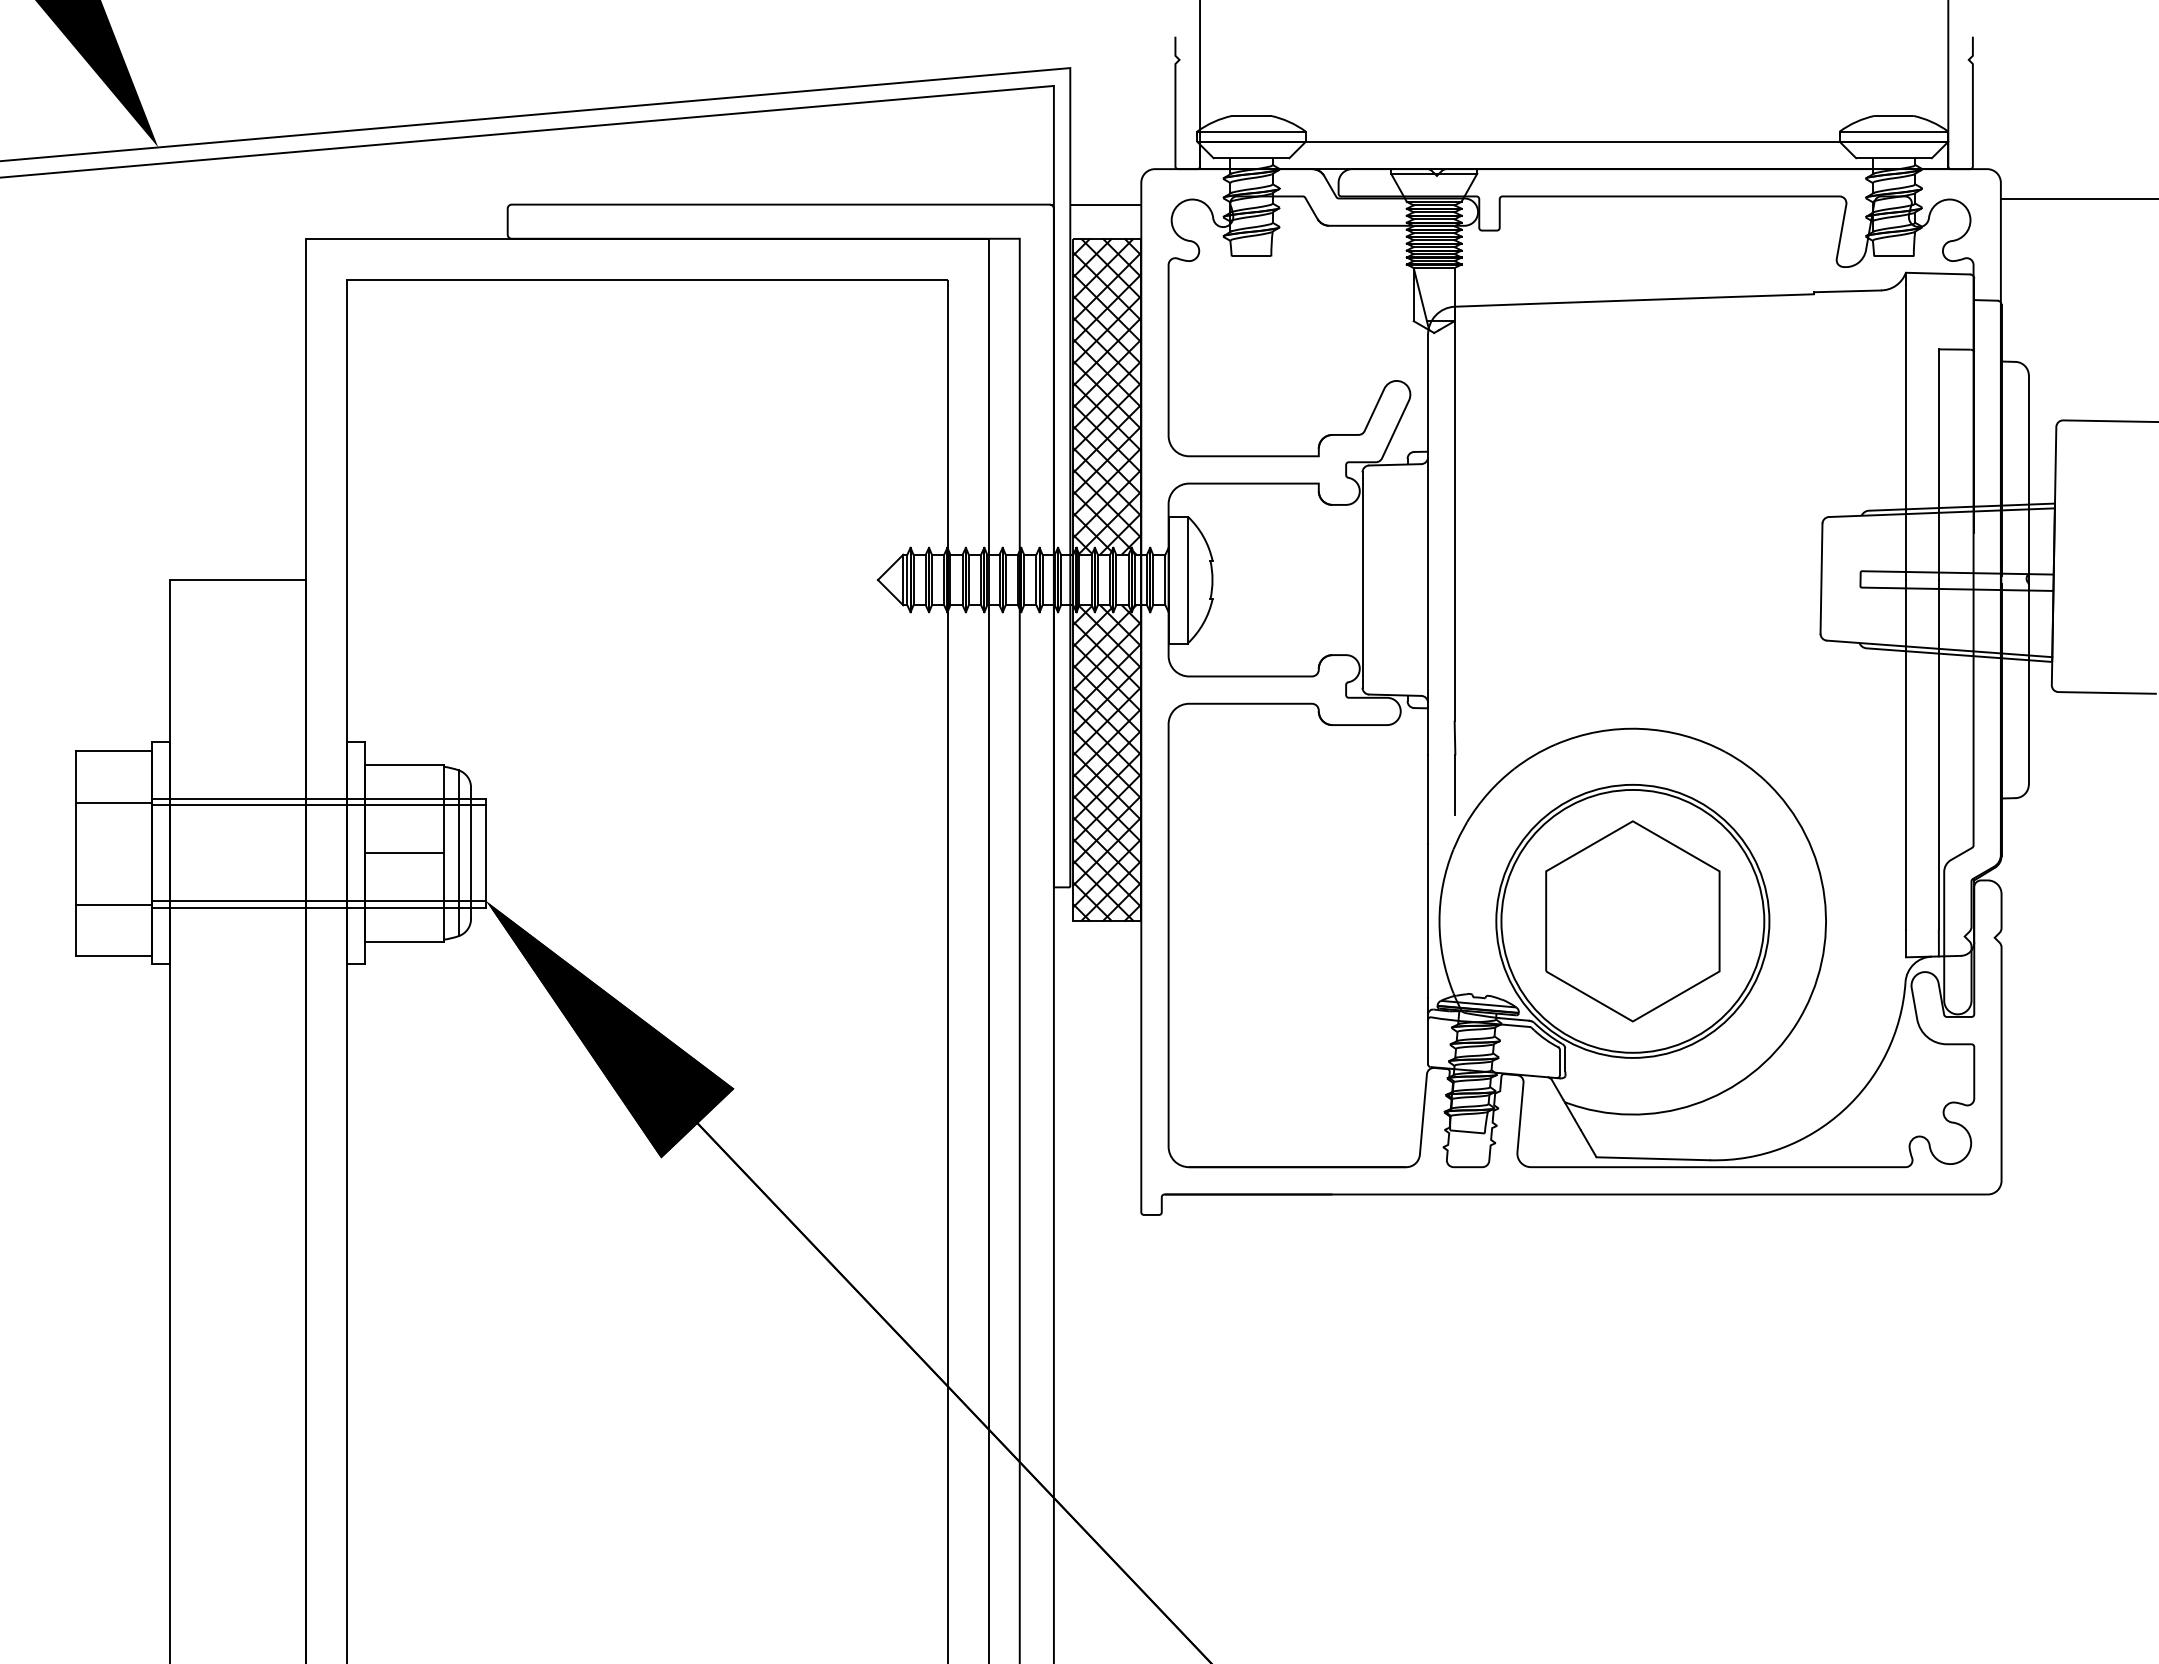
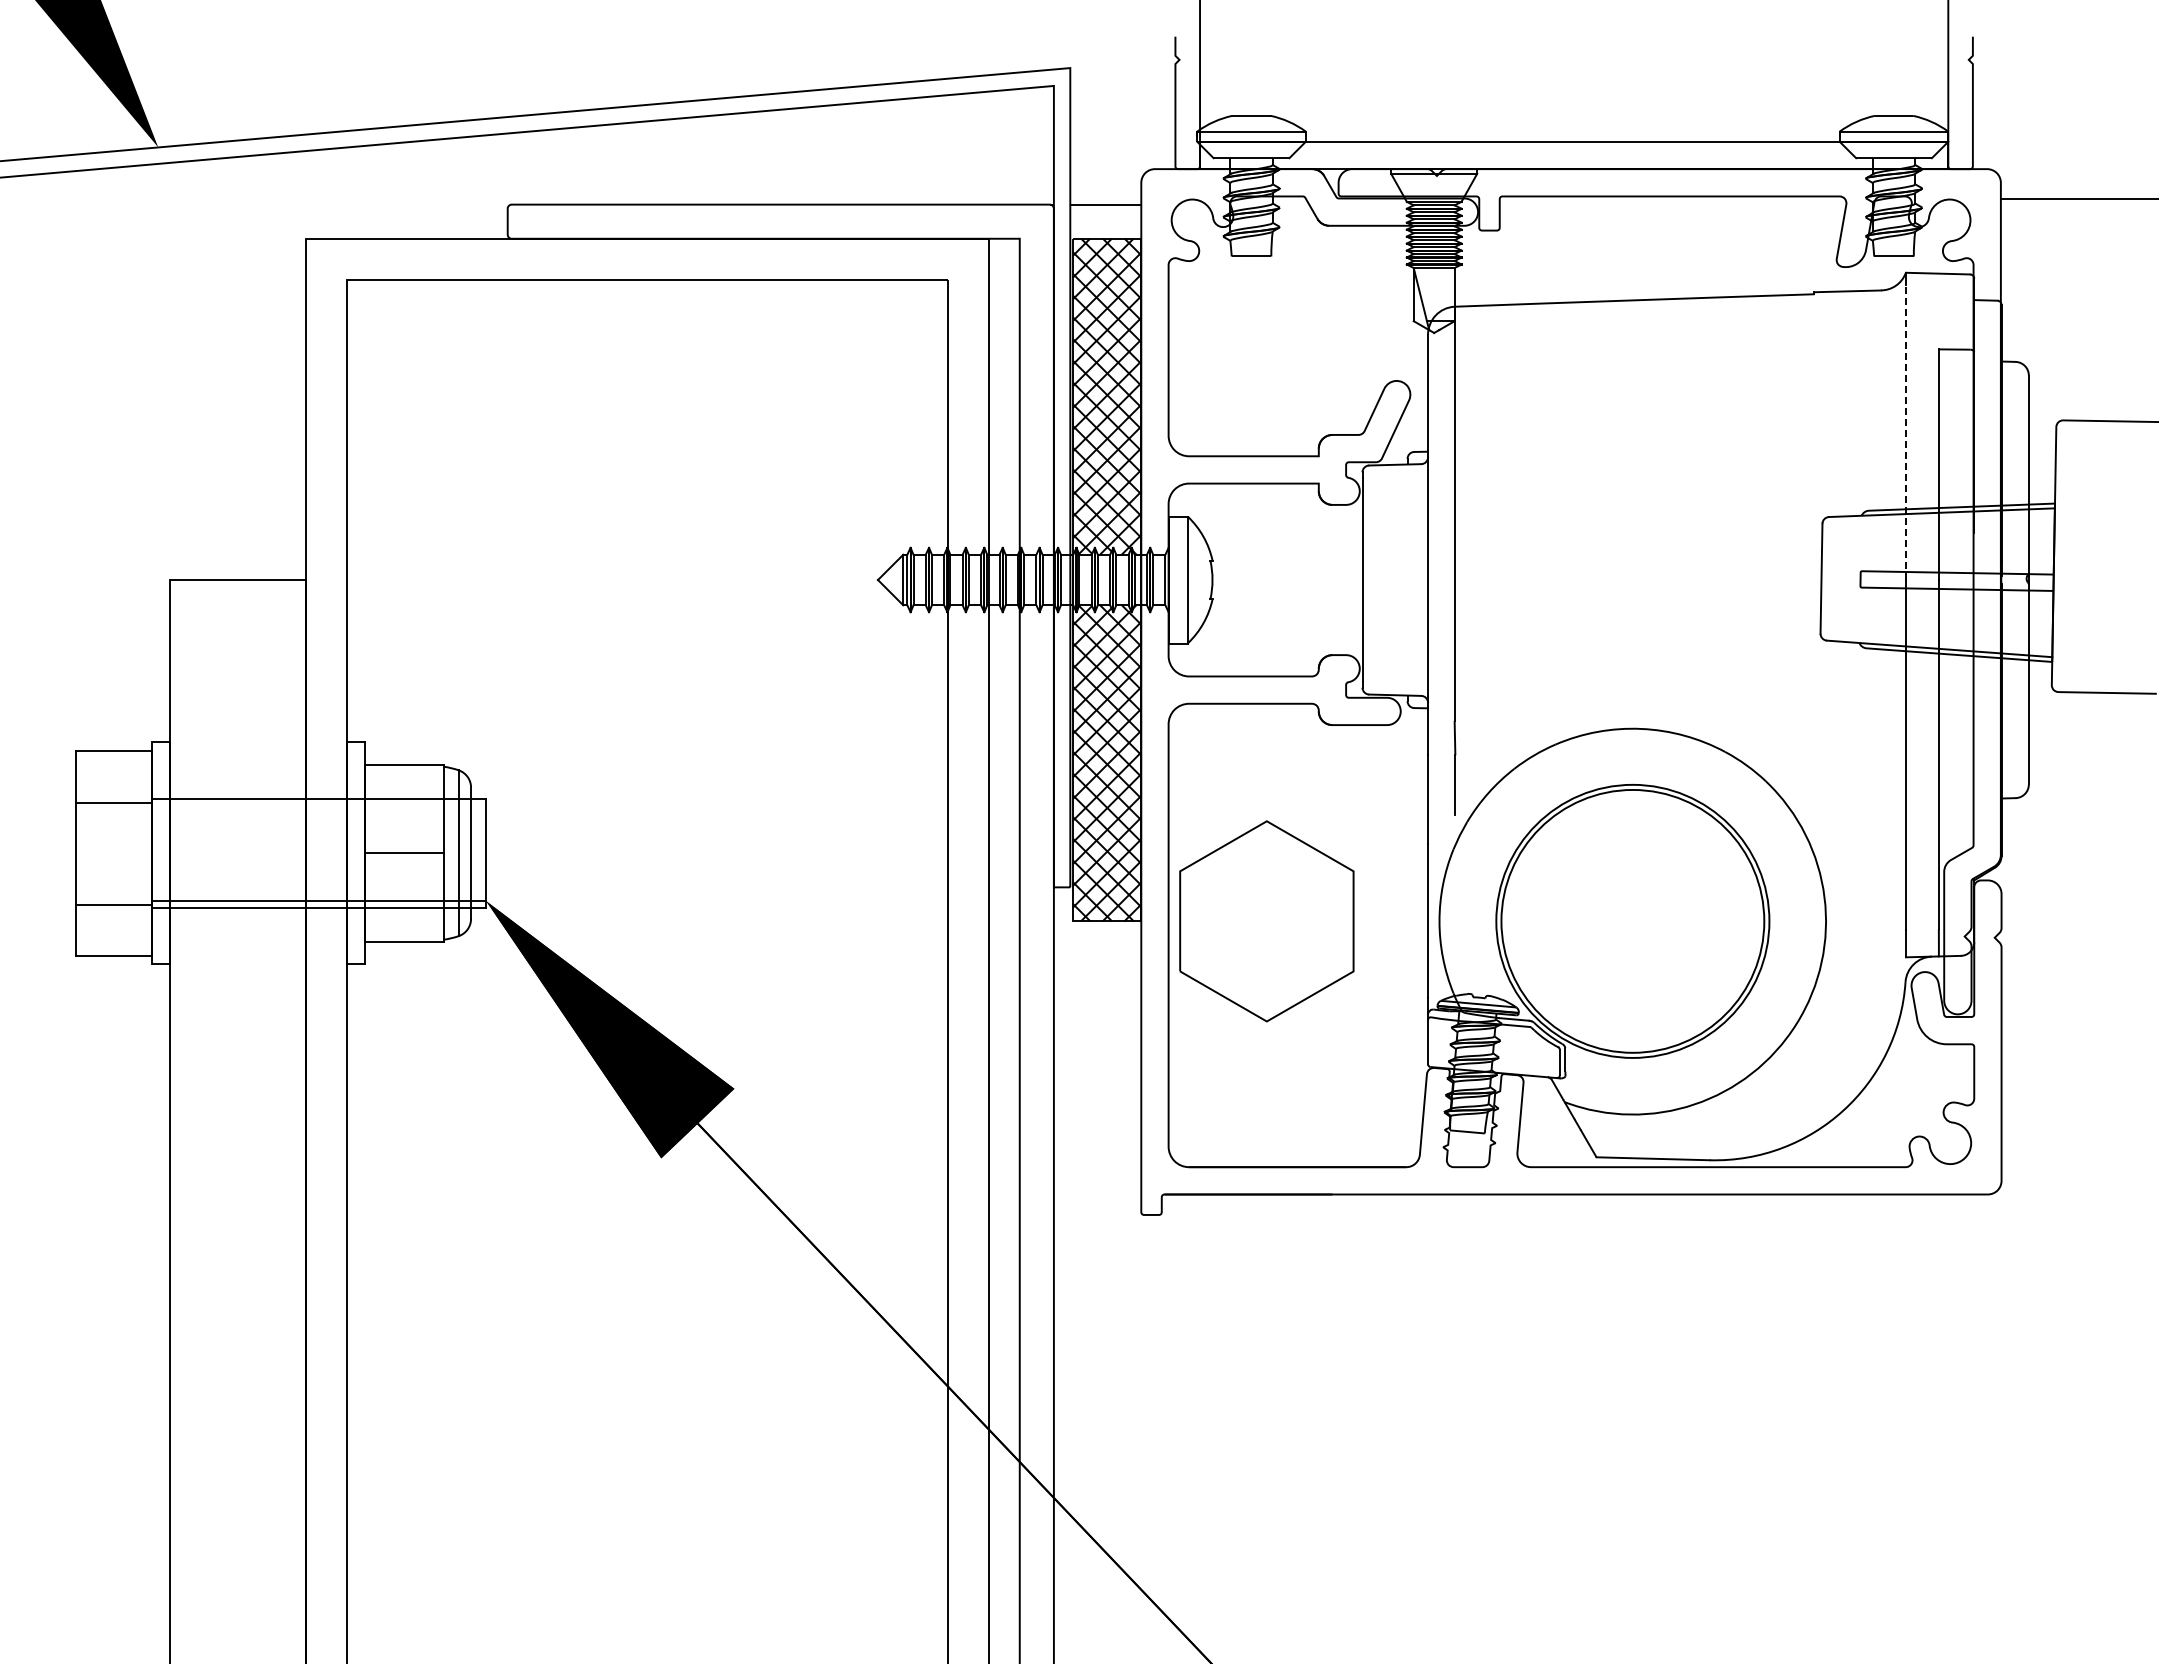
line: solid -> dashed (1905, 432)
line: present -> none (318, 805)
part position: (1632, 921) -> (1266, 921) (1266, 921)
